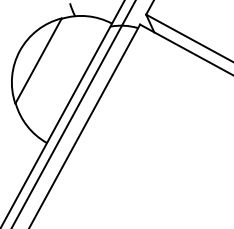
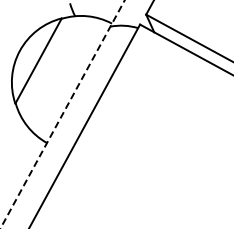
line: present -> none (73, 113)
line: solid -> dashed (62, 114)
